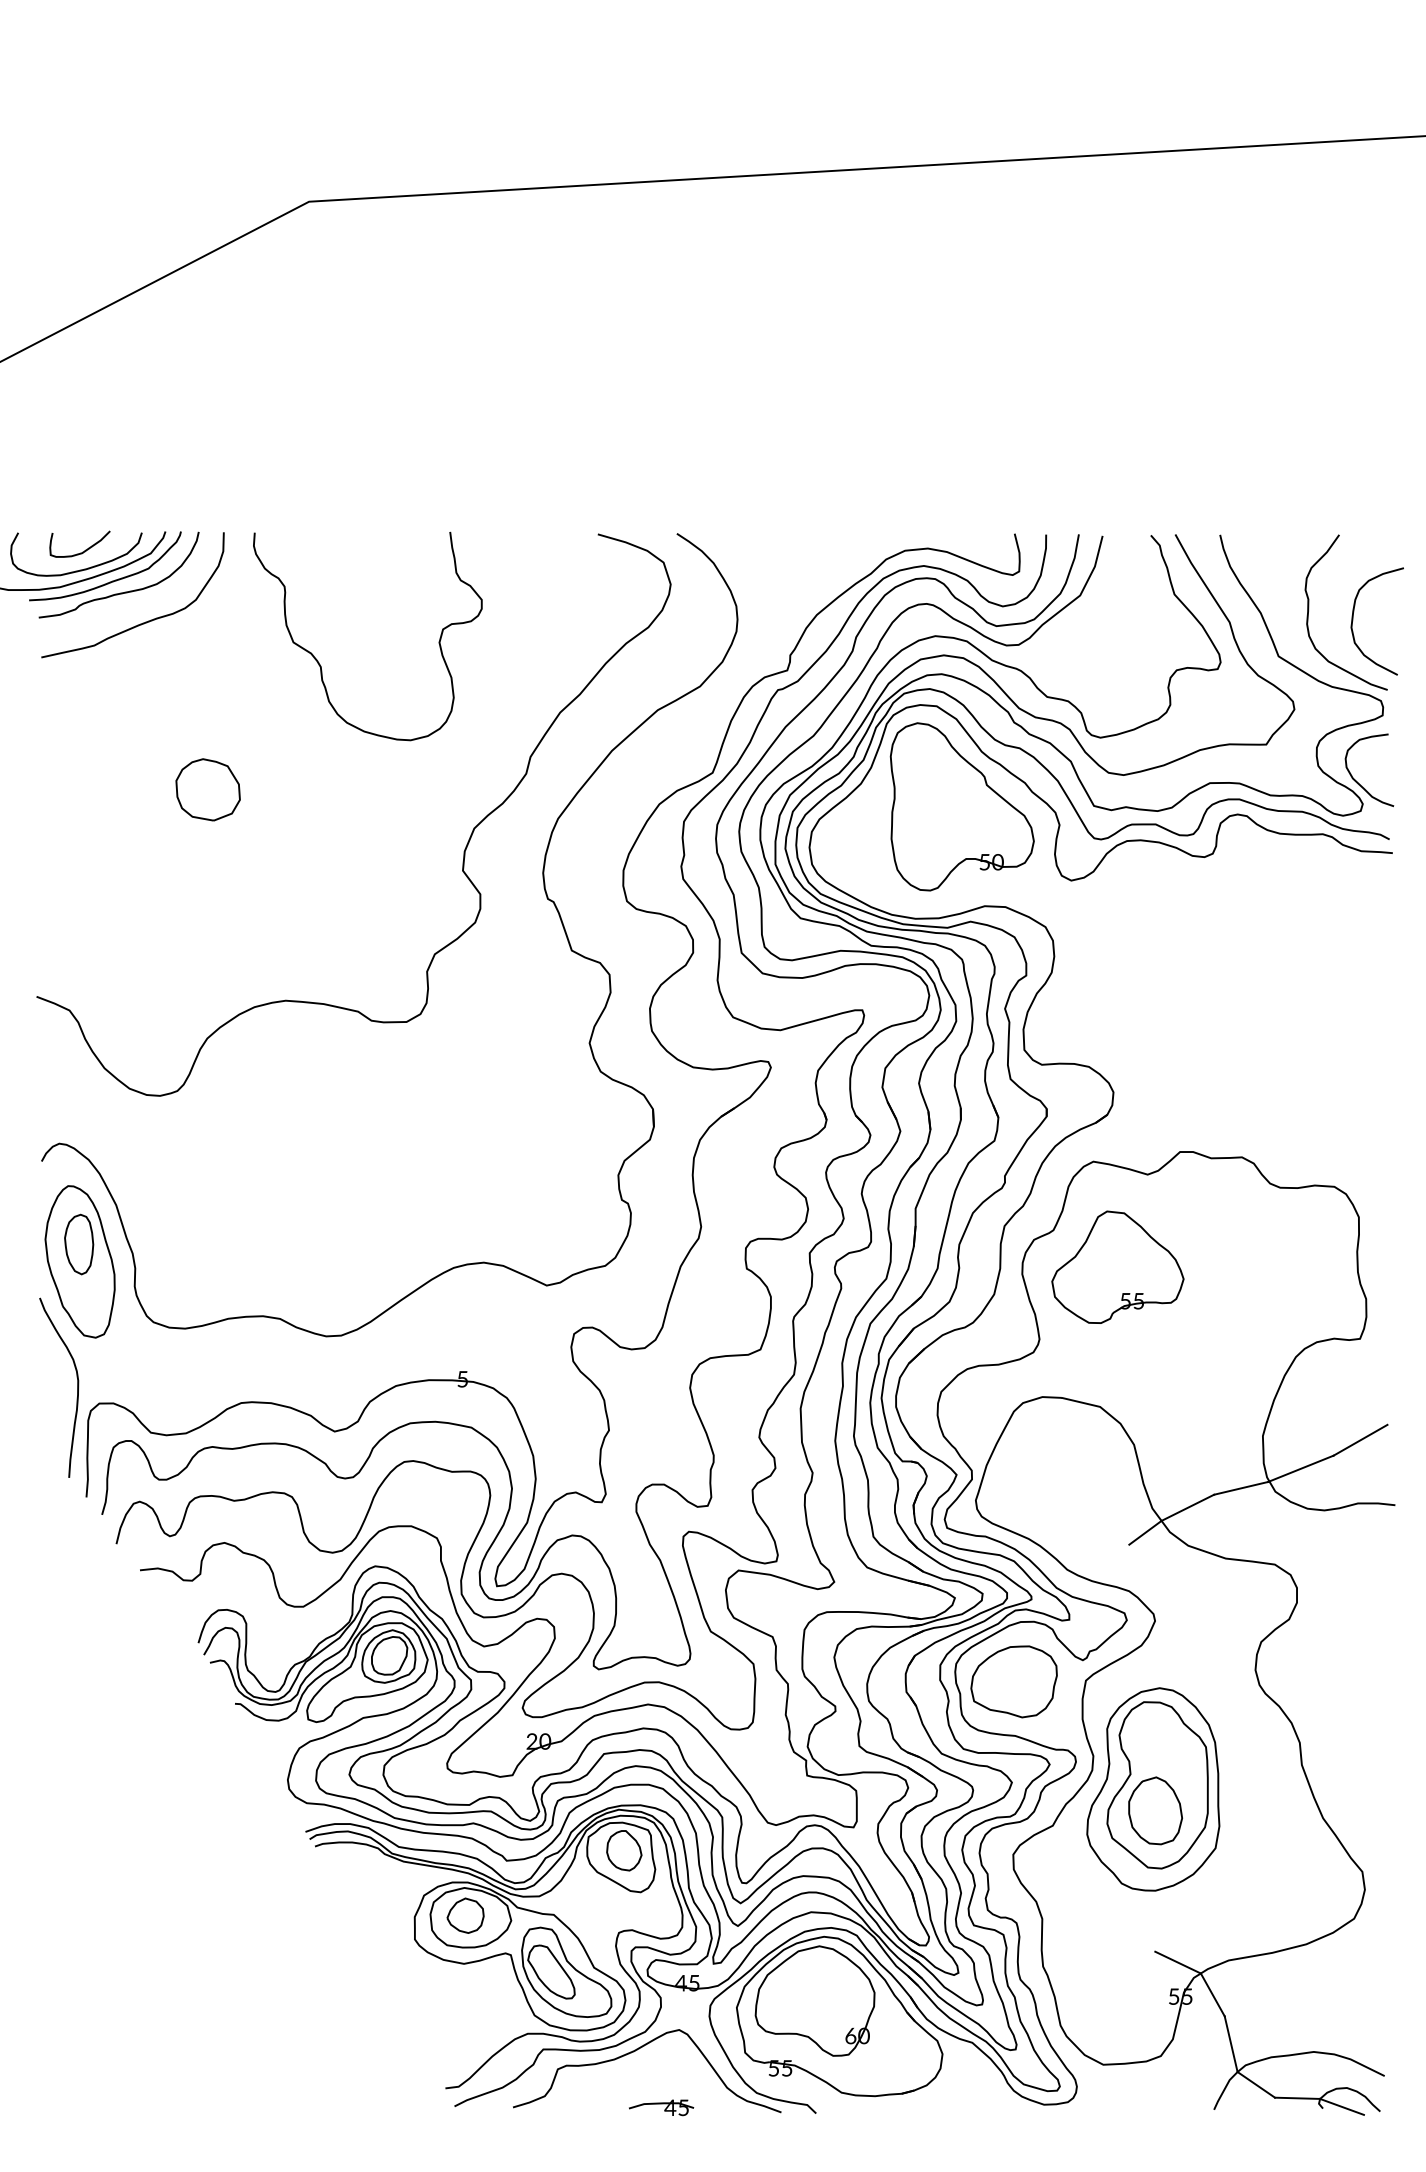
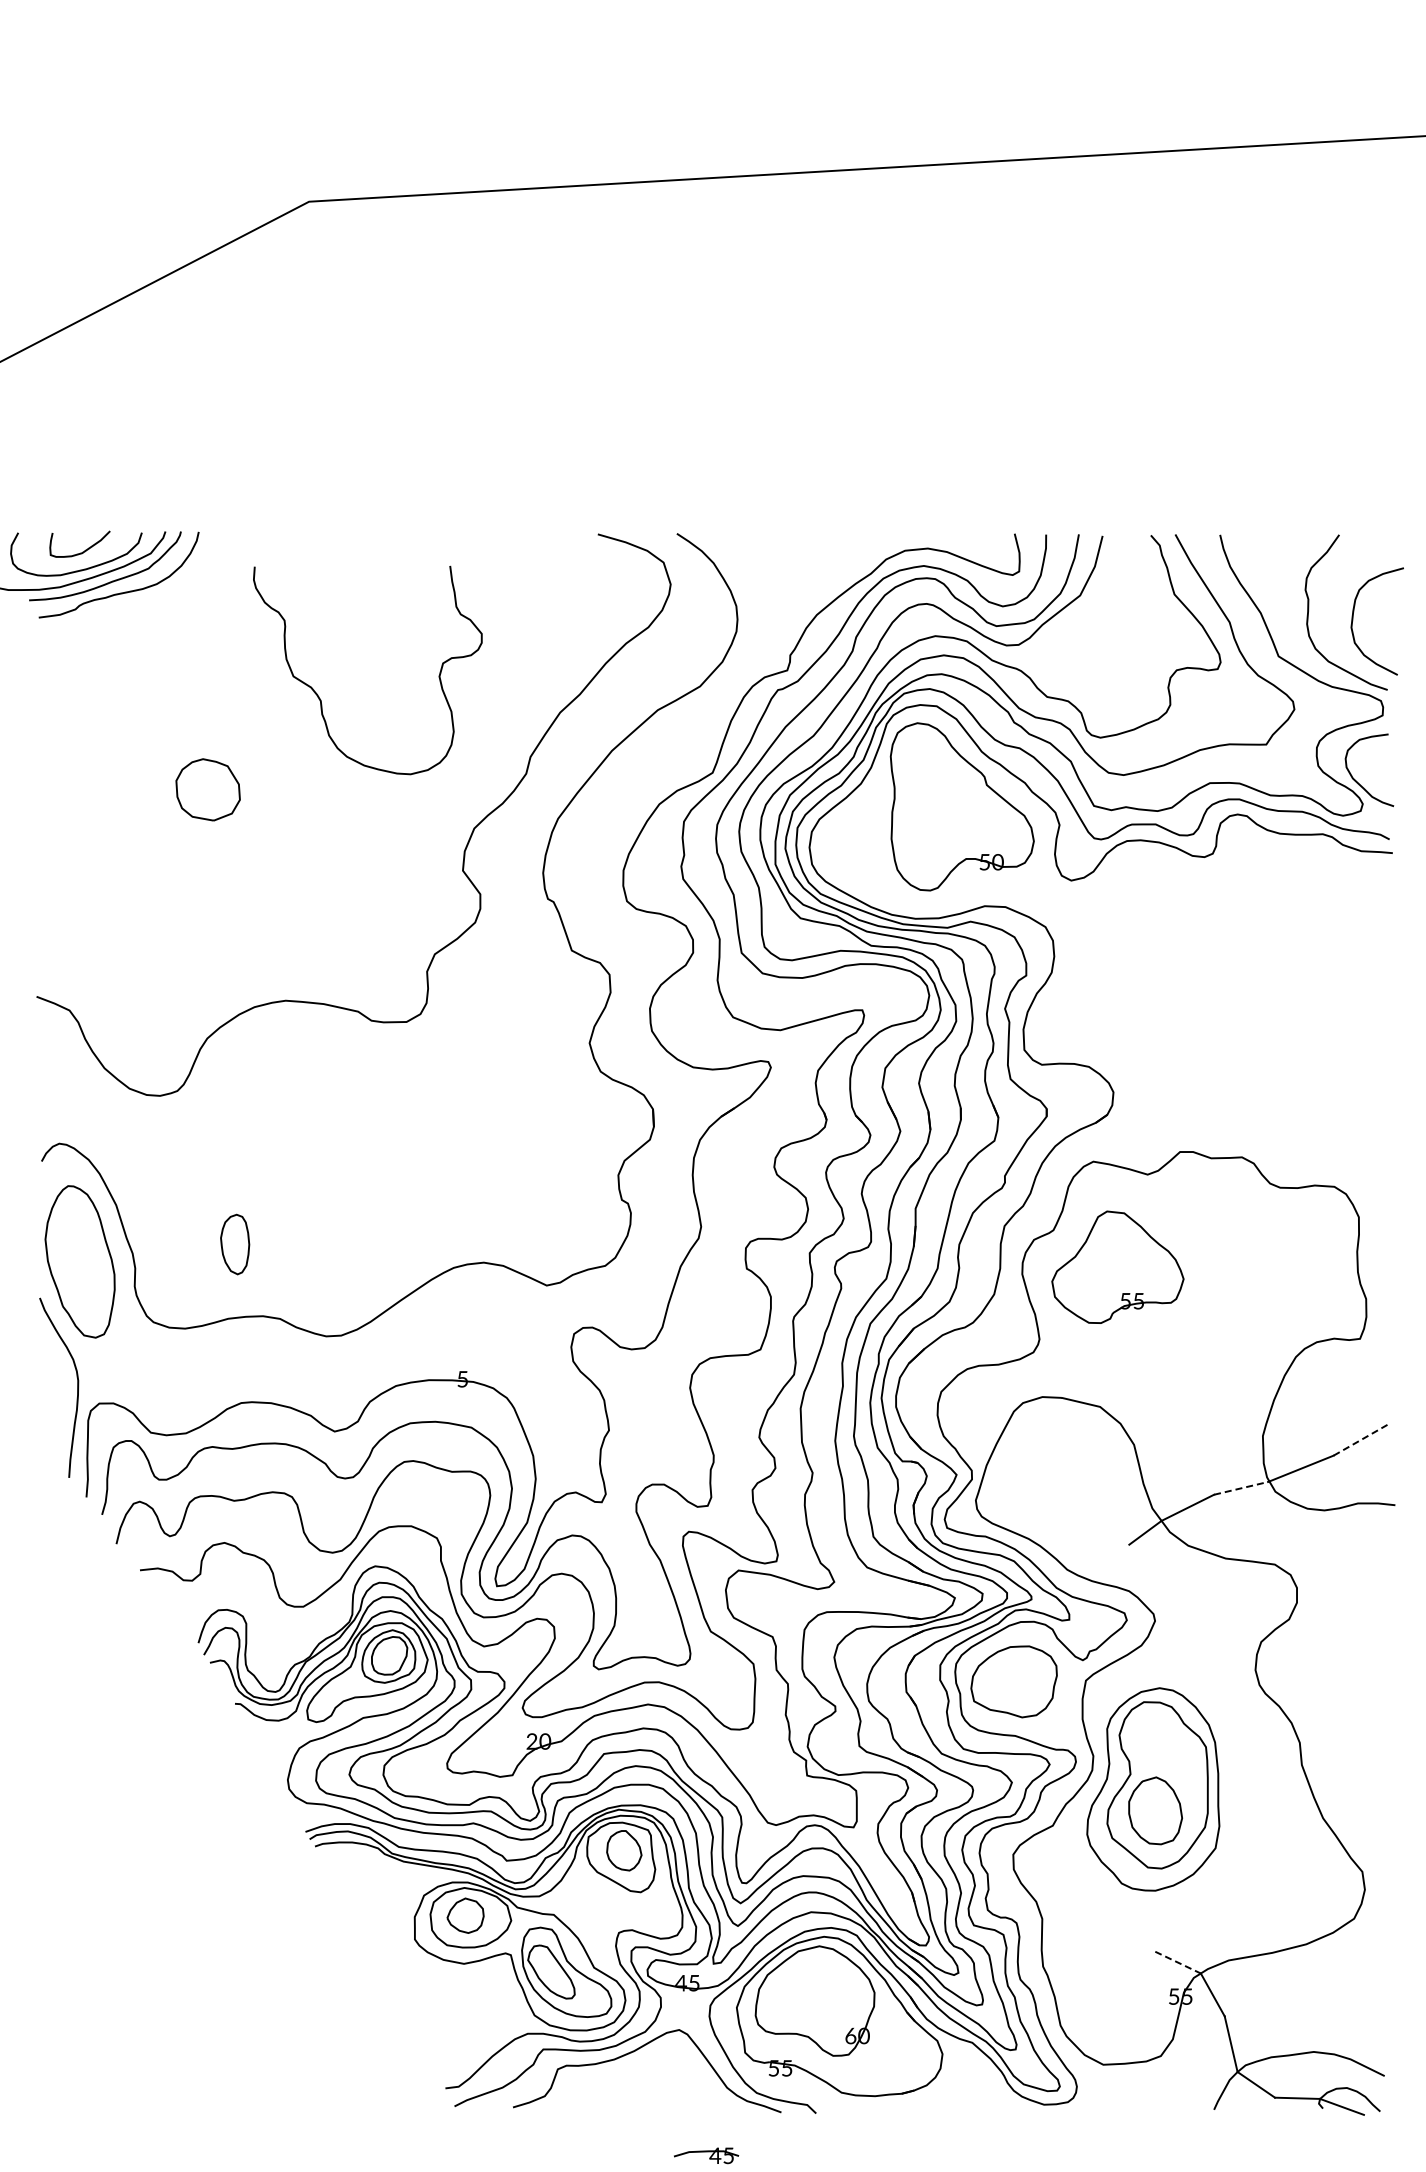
curve: present -> none (145, 621)
curve position: (319, 662) -> (319, 696) (319, 696)
part position: (79, 1244) -> (235, 1244) (235, 1244)
line: solid -> dashed (1360, 1440)
line: solid -> dashed (1241, 1488)
line: solid -> dashed (1178, 1962)
part position: (661, 2107) -> (706, 2155) (706, 2155)
